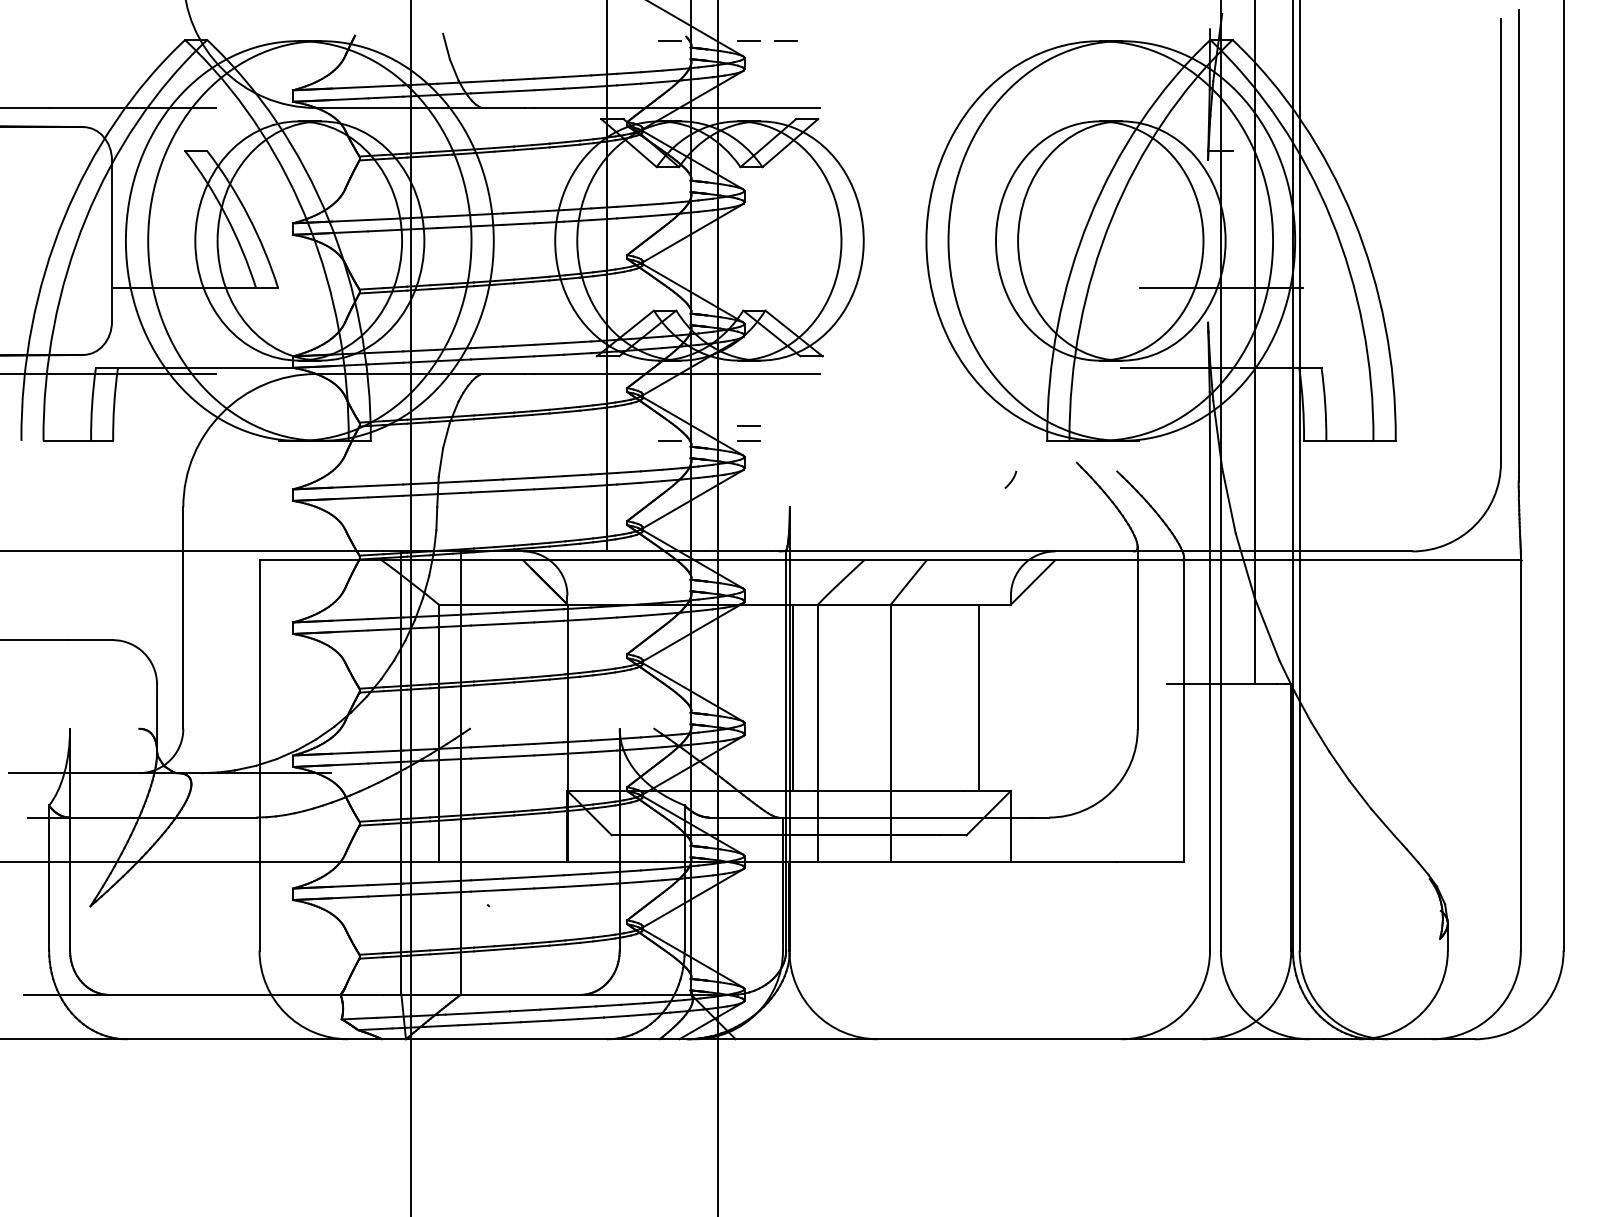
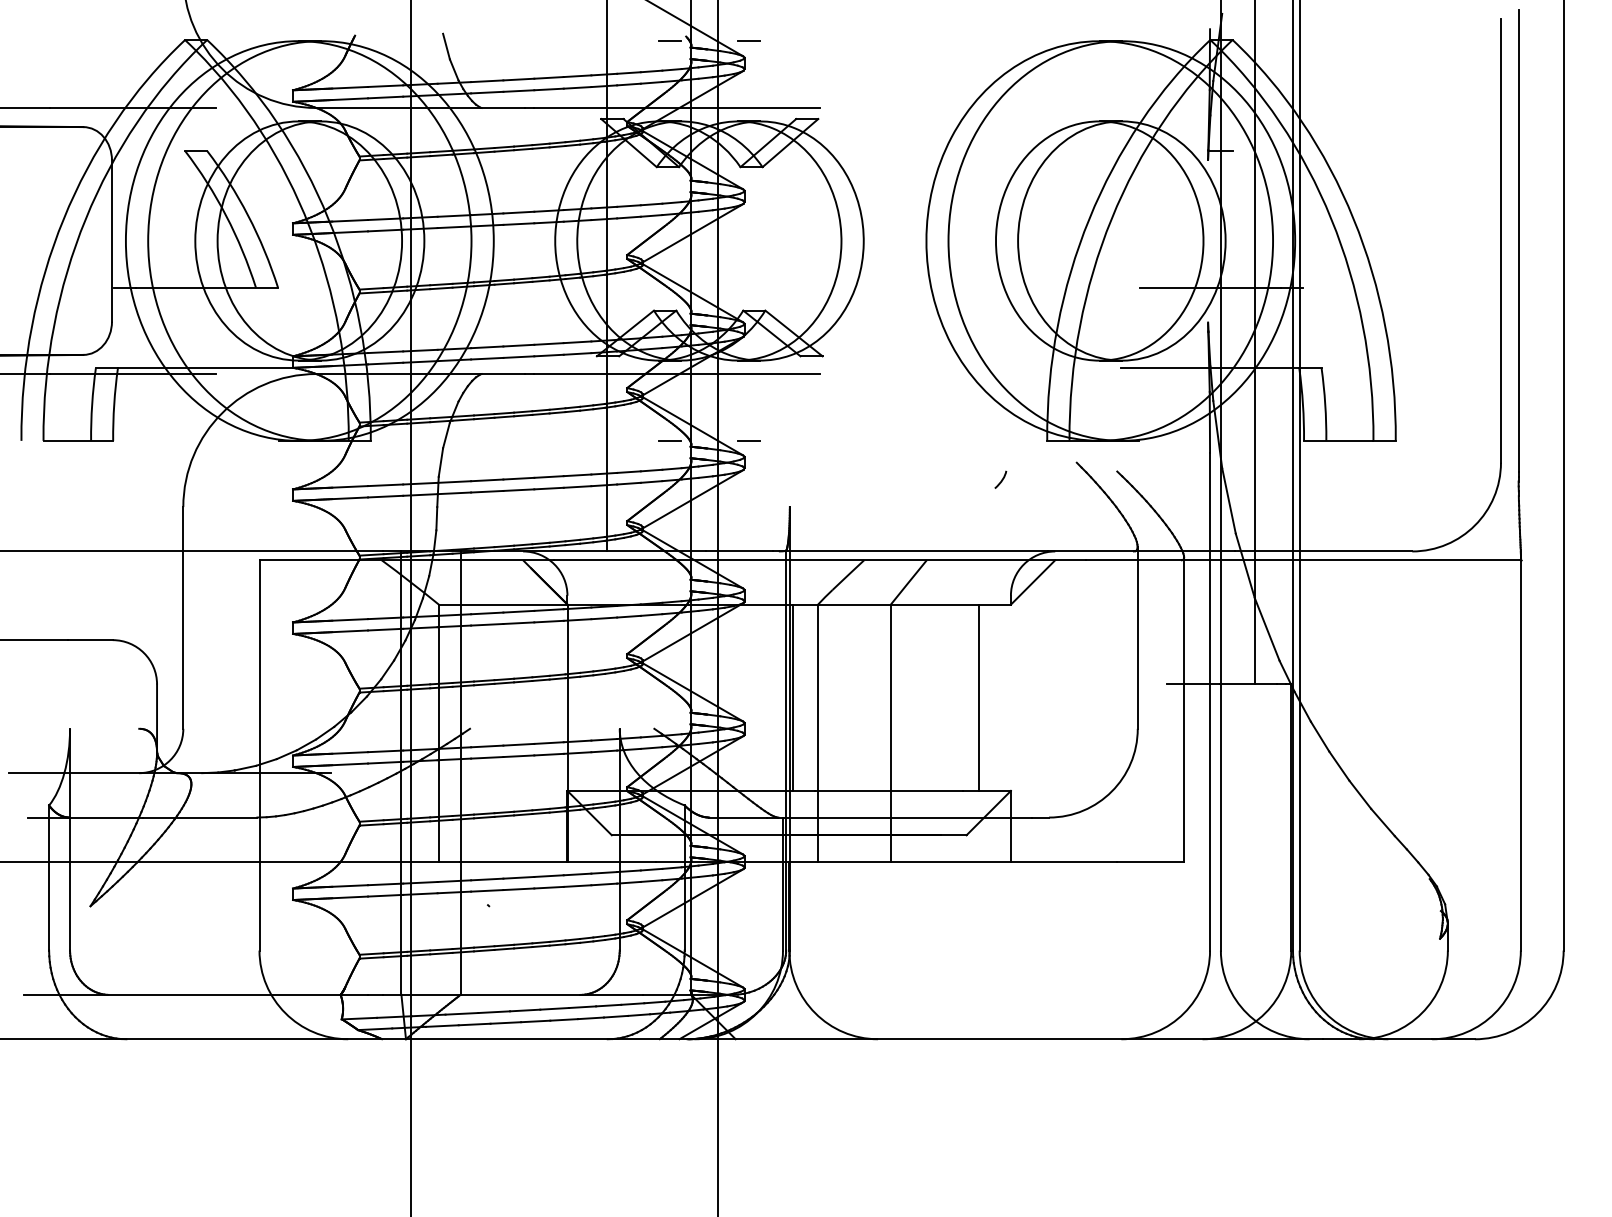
line: present -> none (785, 40)
line: present -> none (748, 425)
curve position: (1011, 479) -> (1001, 479) (1001, 479)
